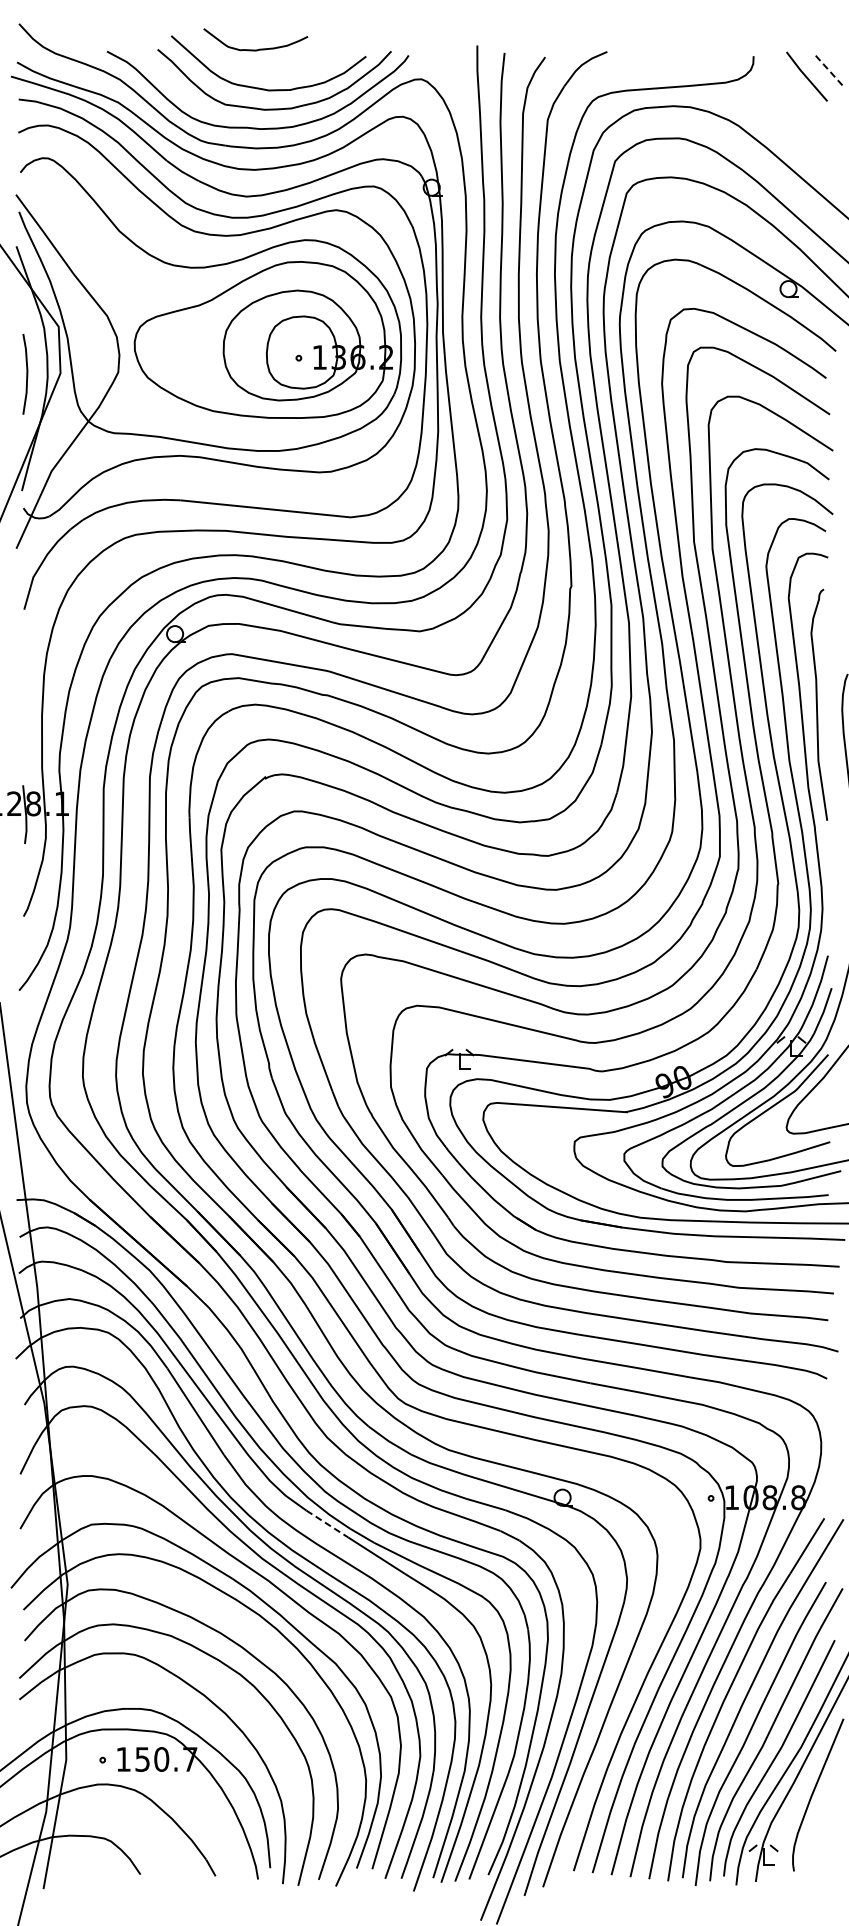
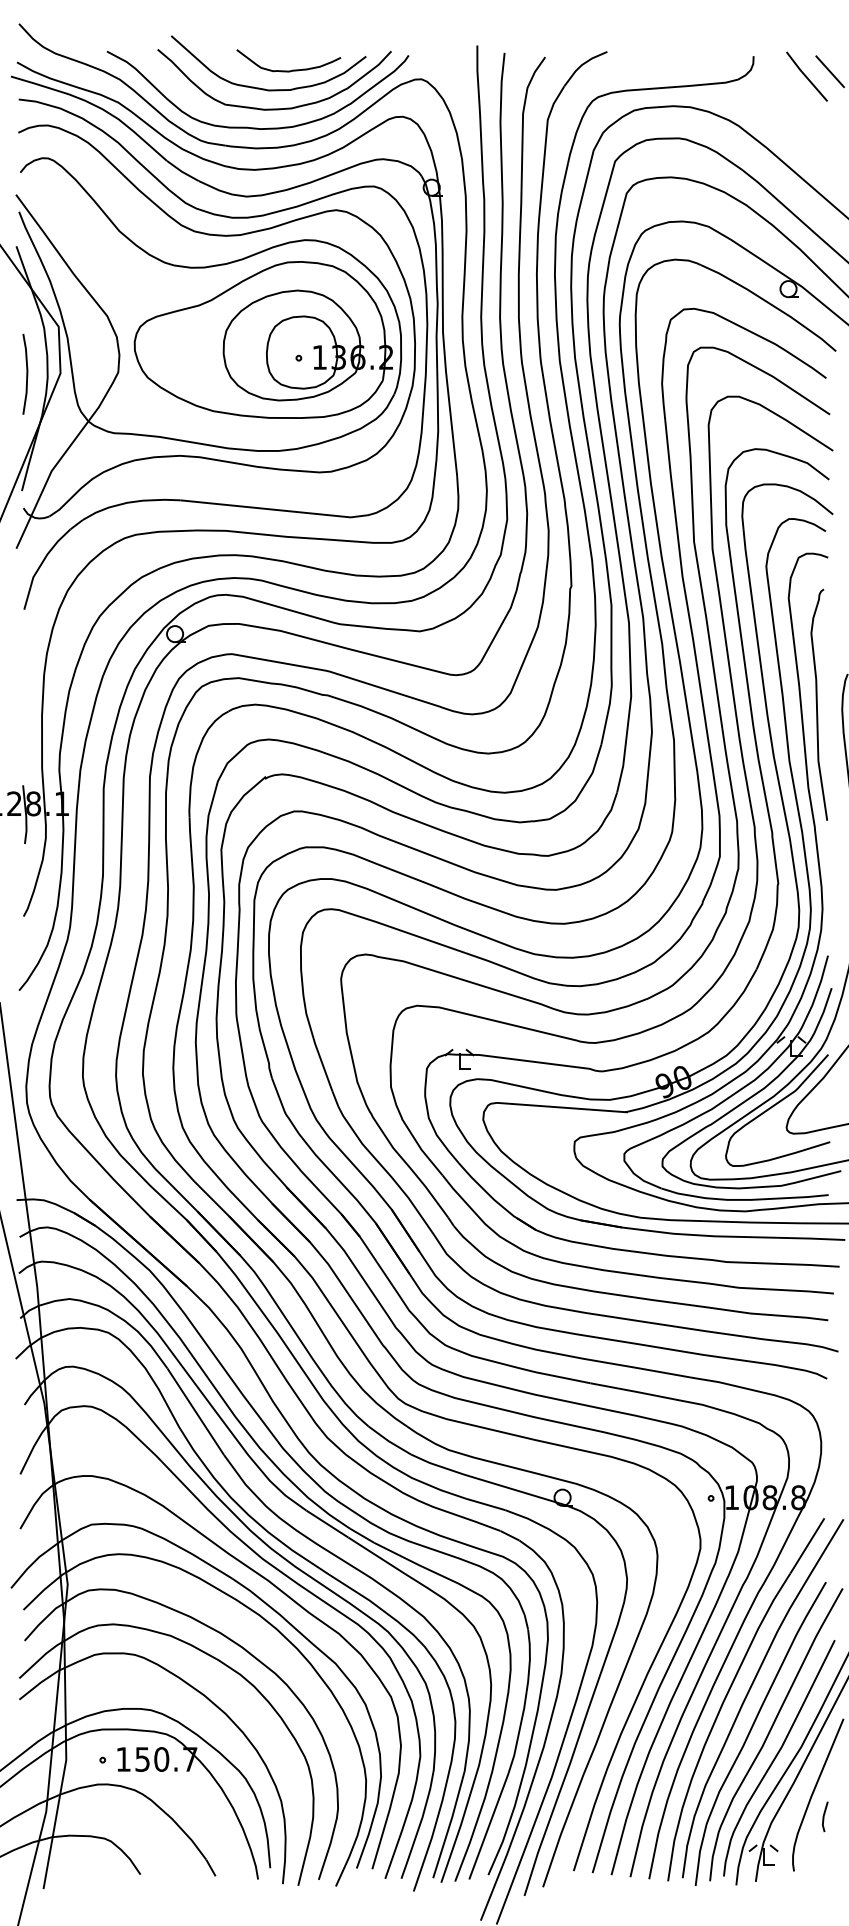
curve position: (259, 48) -> (292, 69) (292, 69)
line: dashed -> solid (830, 71)
line: dashed -> solid (327, 1524)
line: none -> present (824, 1816)
